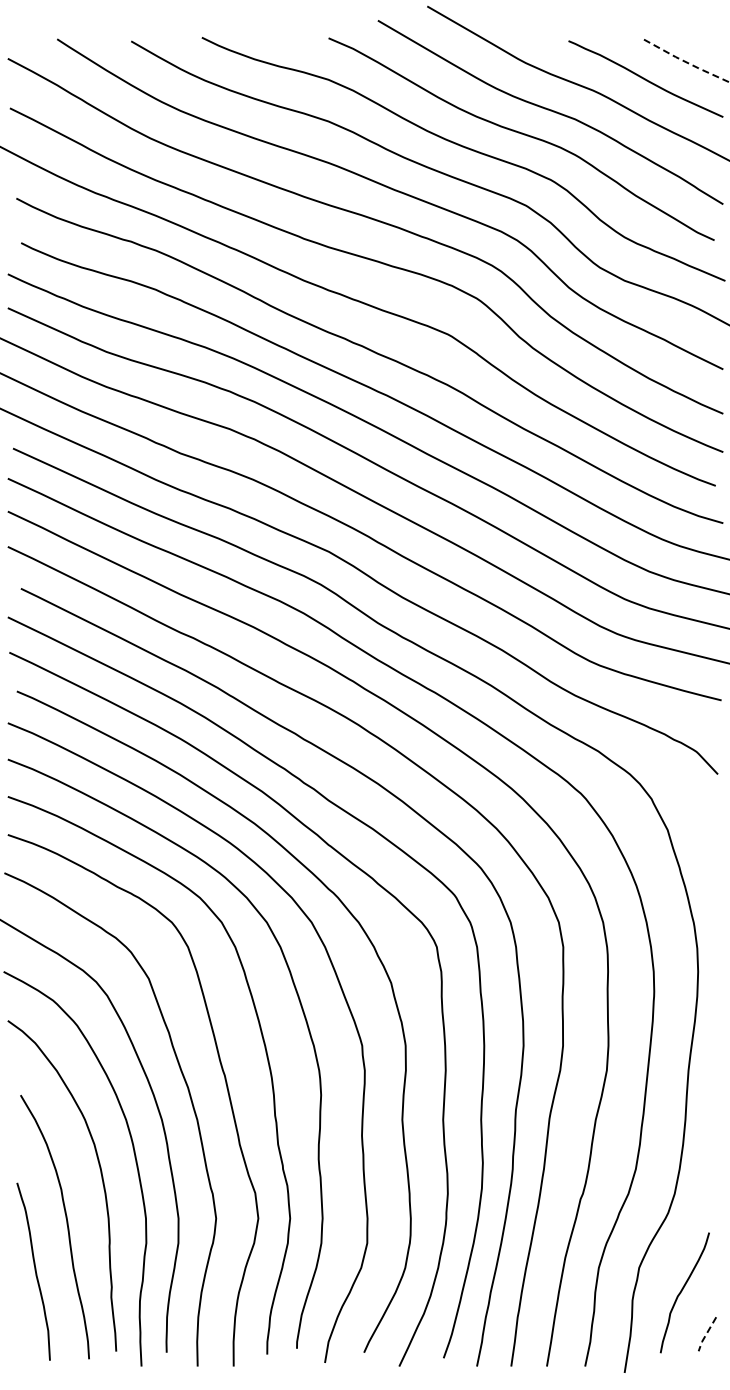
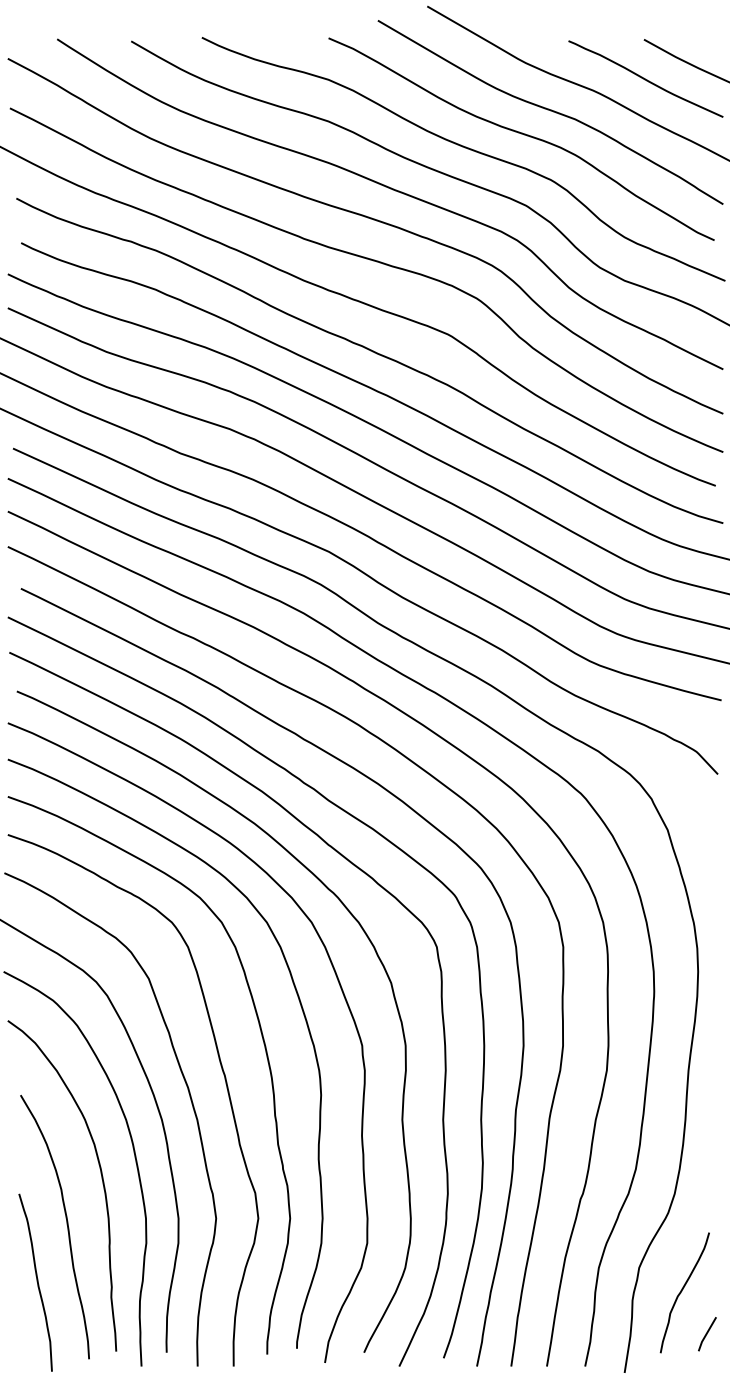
line: dashed -> solid (686, 62)
curve position: (34, 1270) -> (36, 1281) (36, 1281)
line: dashed -> solid (706, 1334)
